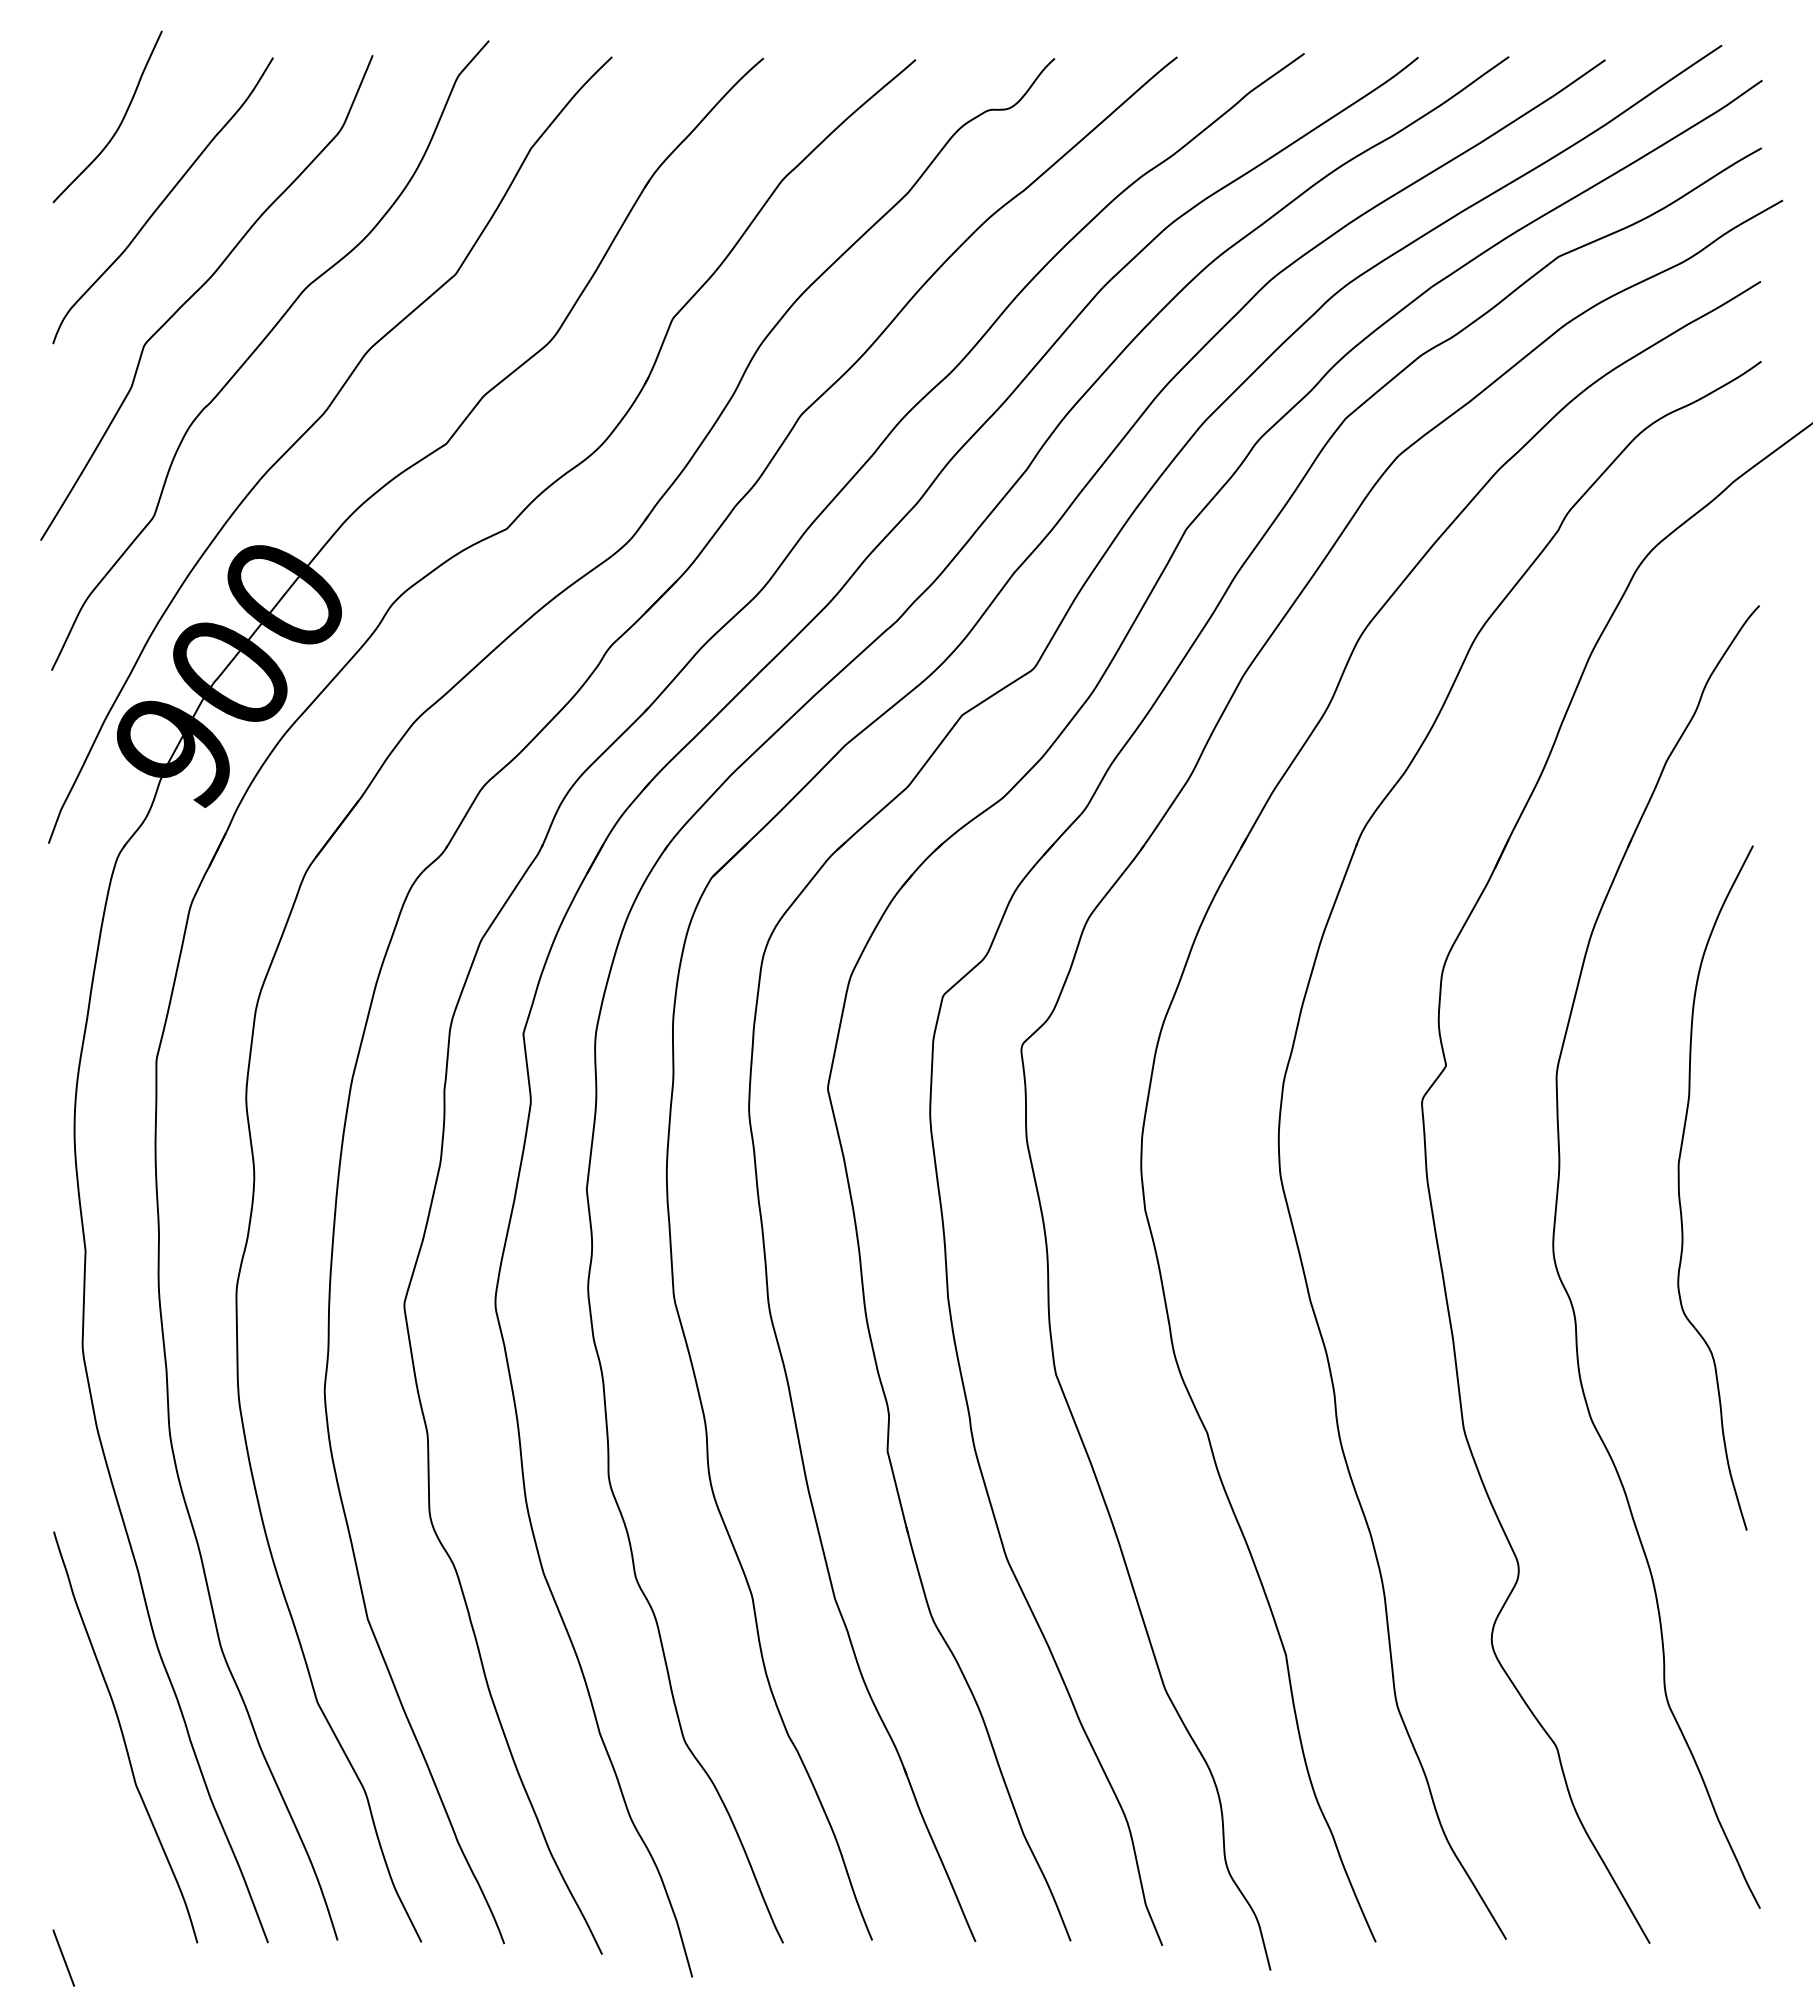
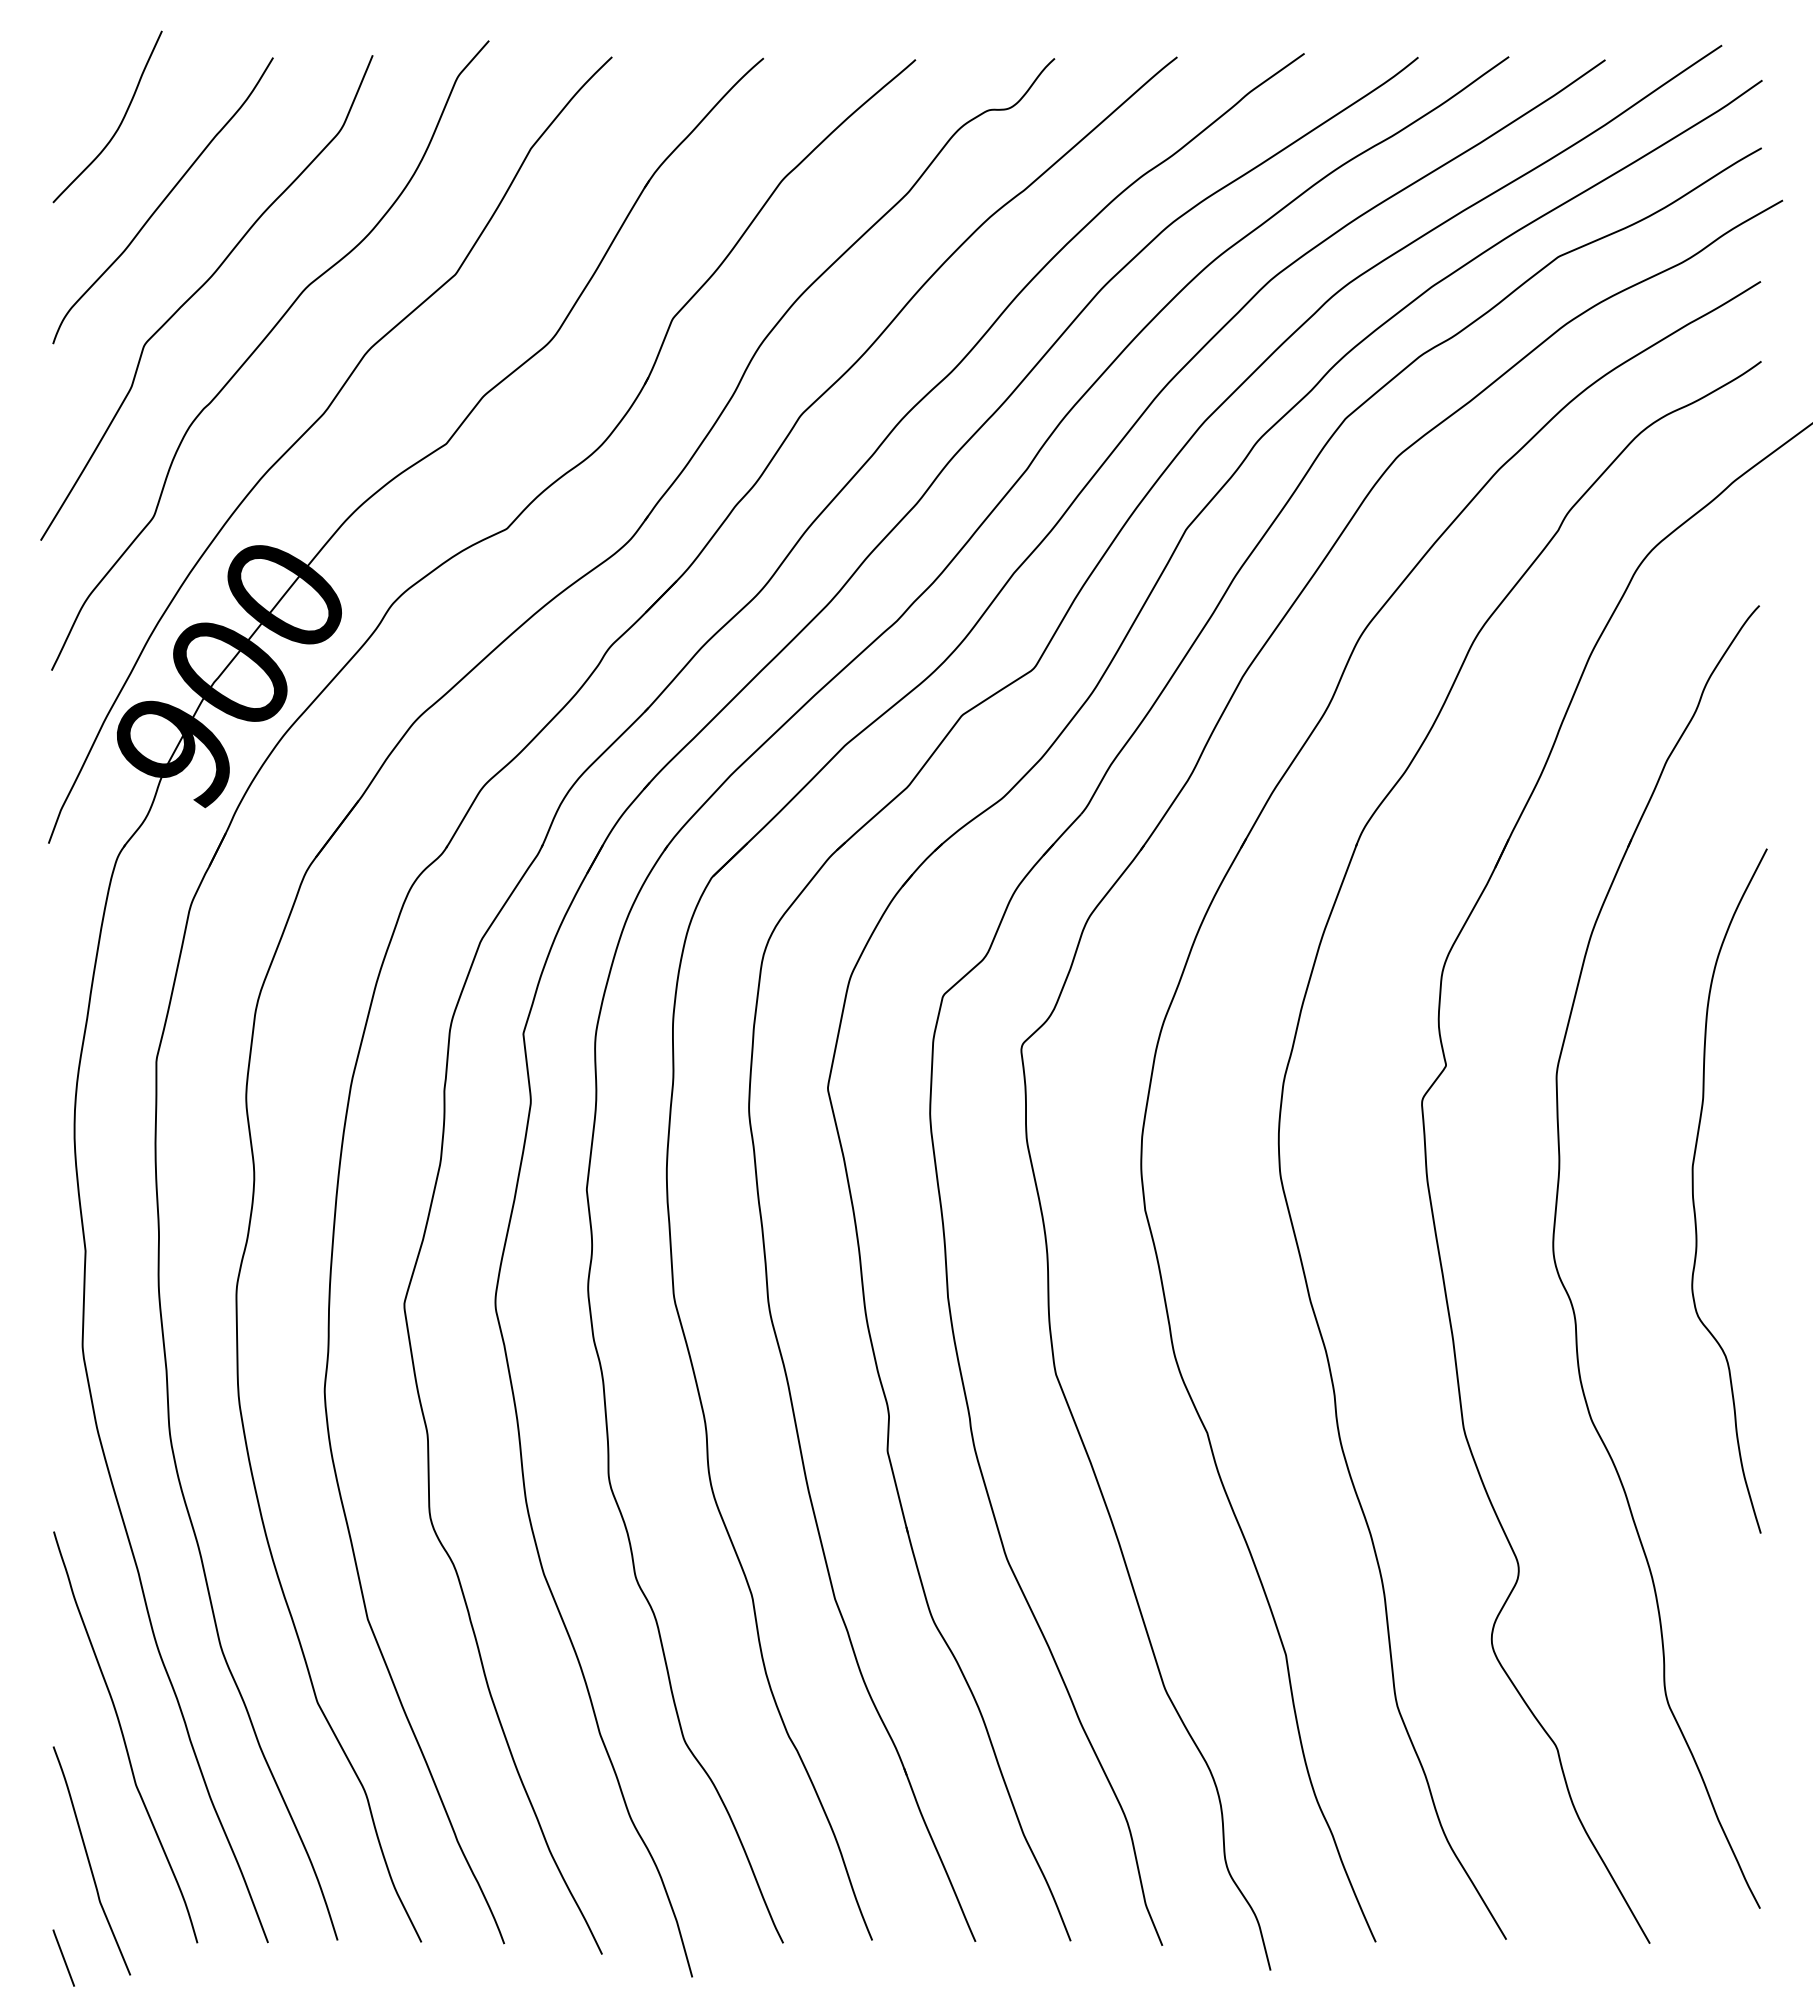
curve position: (1679, 1187) -> (1693, 1190) (1693, 1190)
curve: none -> present (89, 1860)
